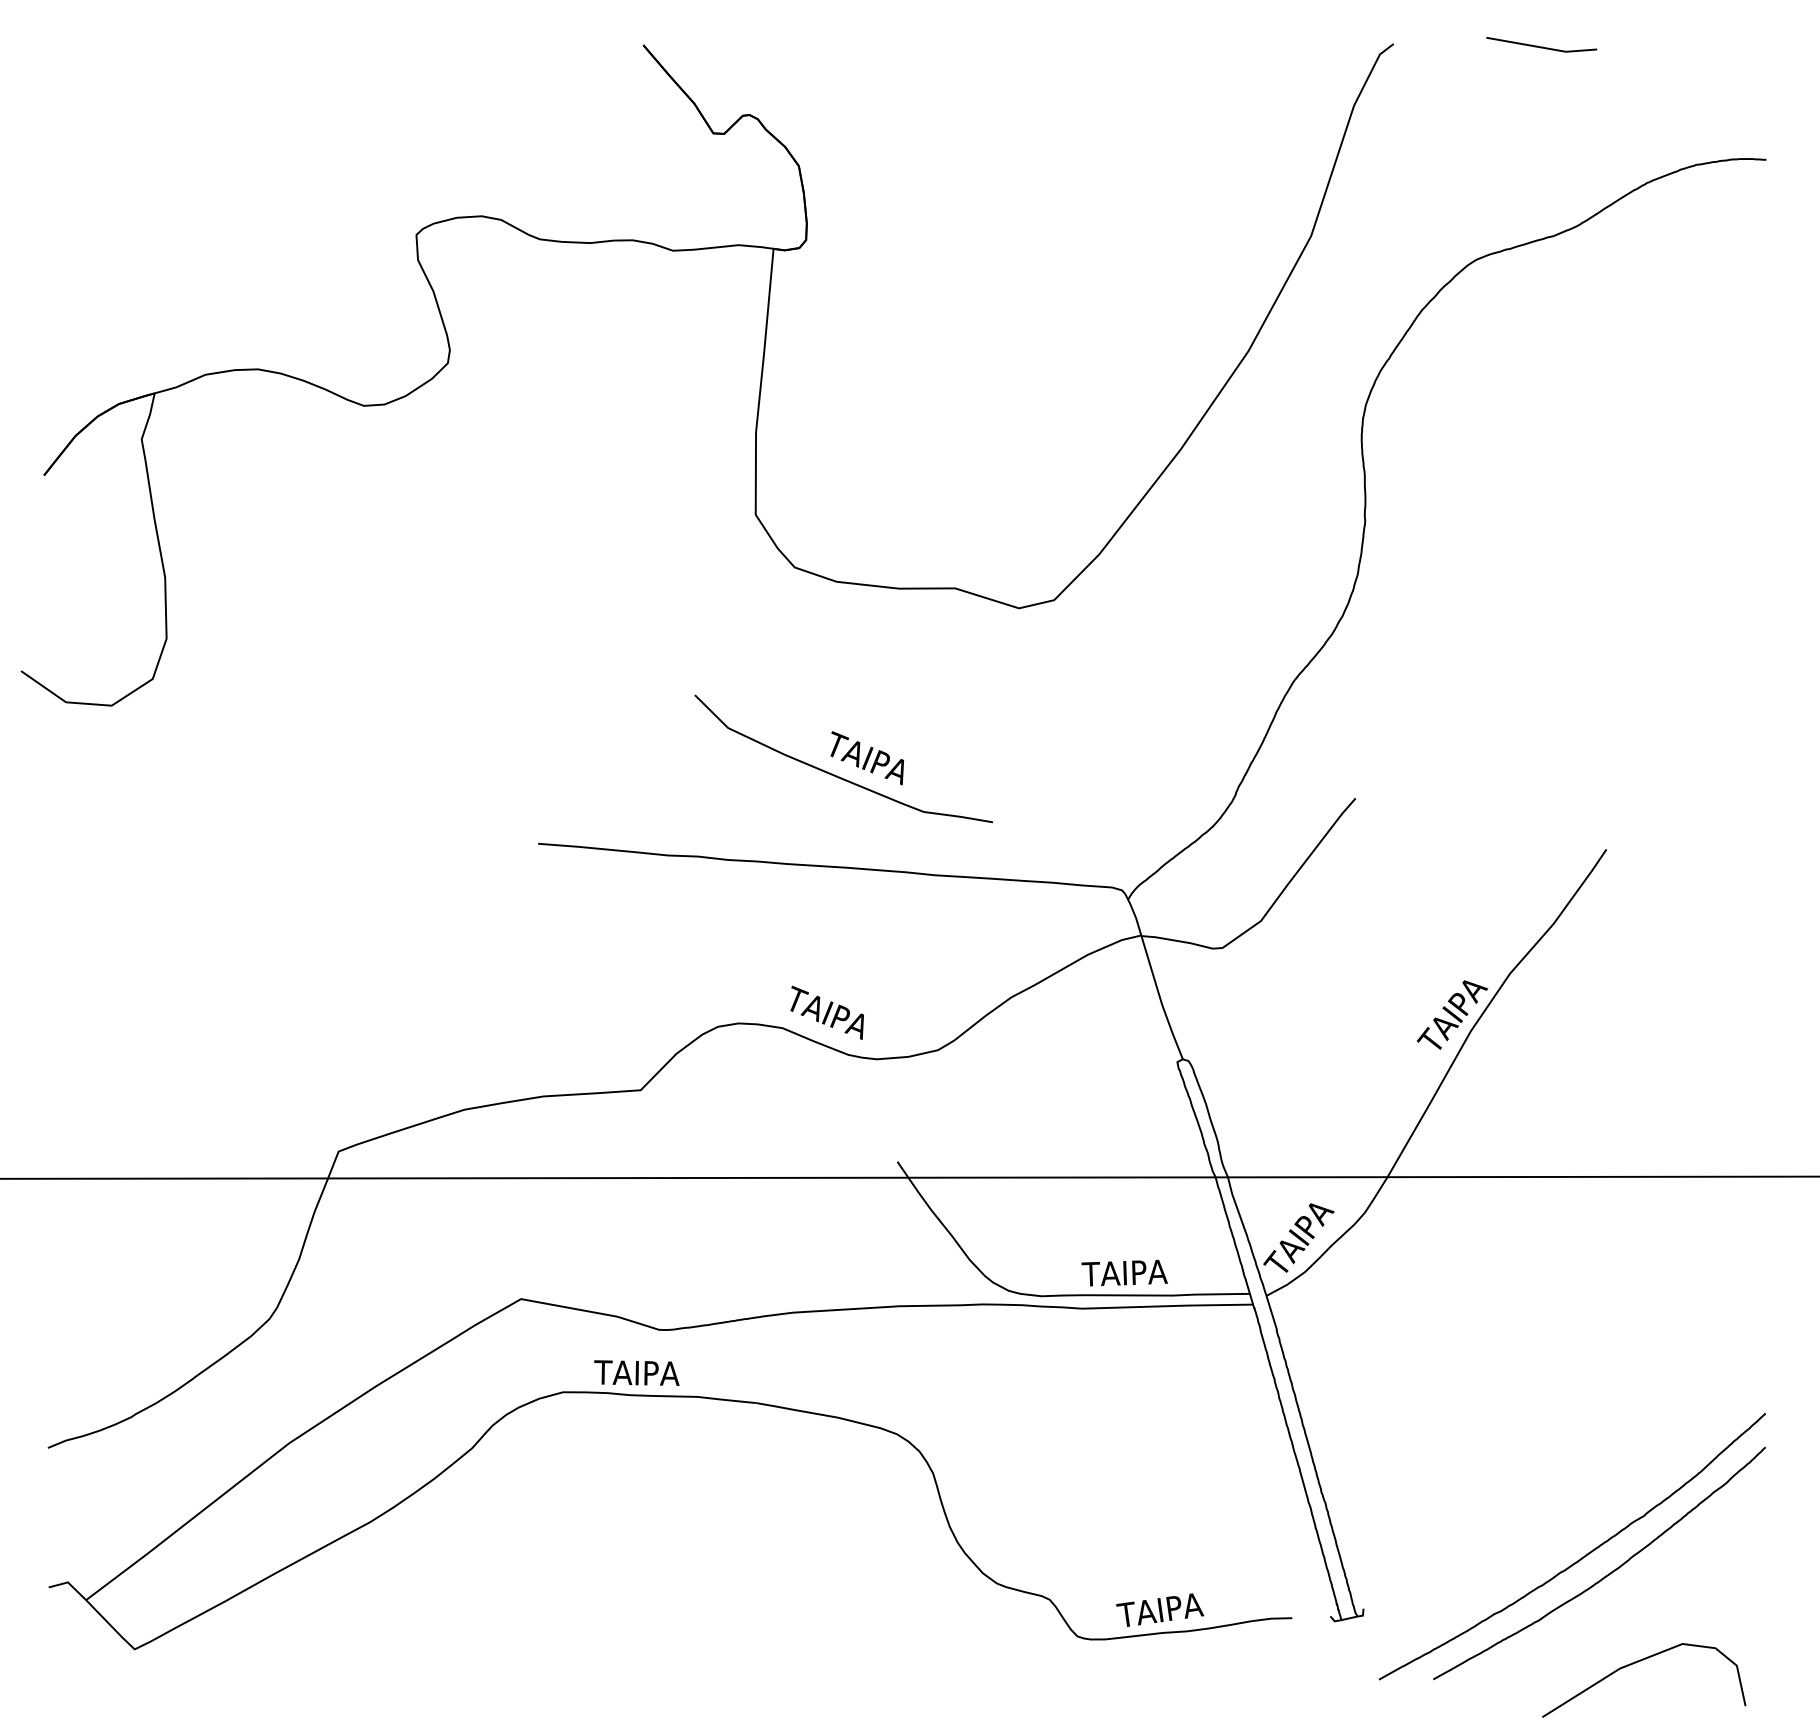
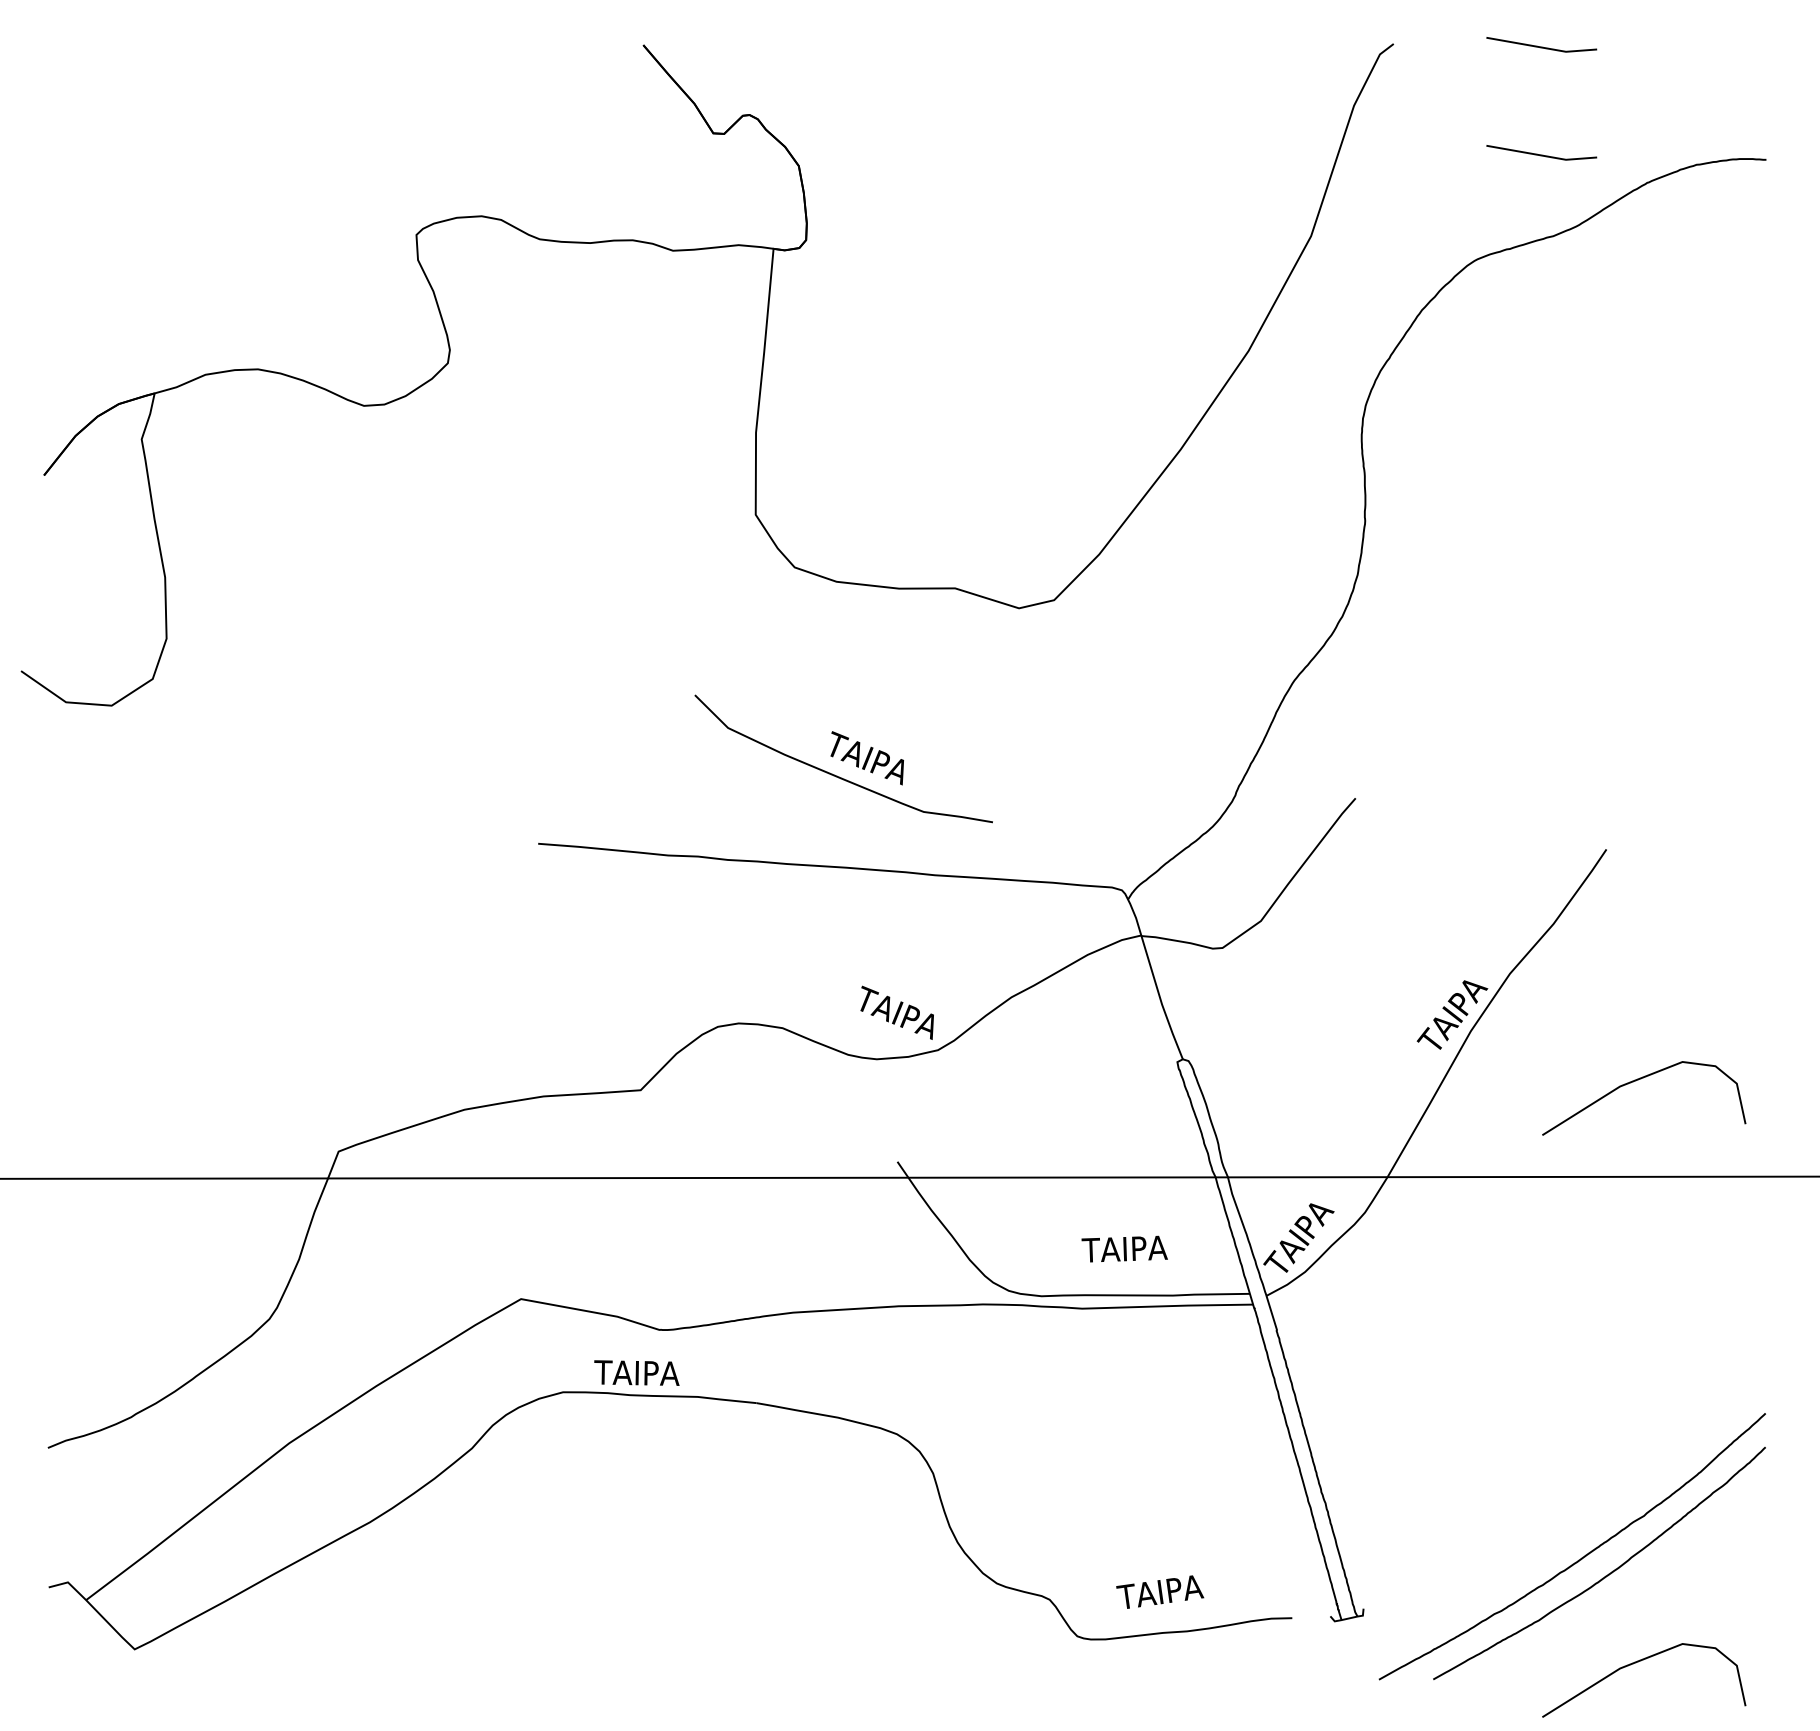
line: none -> present (1541, 154)
text position: (826, 1012) -> (896, 1012) (896, 1012)
curve: none -> present (1638, 1080)
text position: (1124, 1272) -> (1124, 1248) (1124, 1248)
text position: (1160, 1609) -> (1160, 1591) (1160, 1591)
